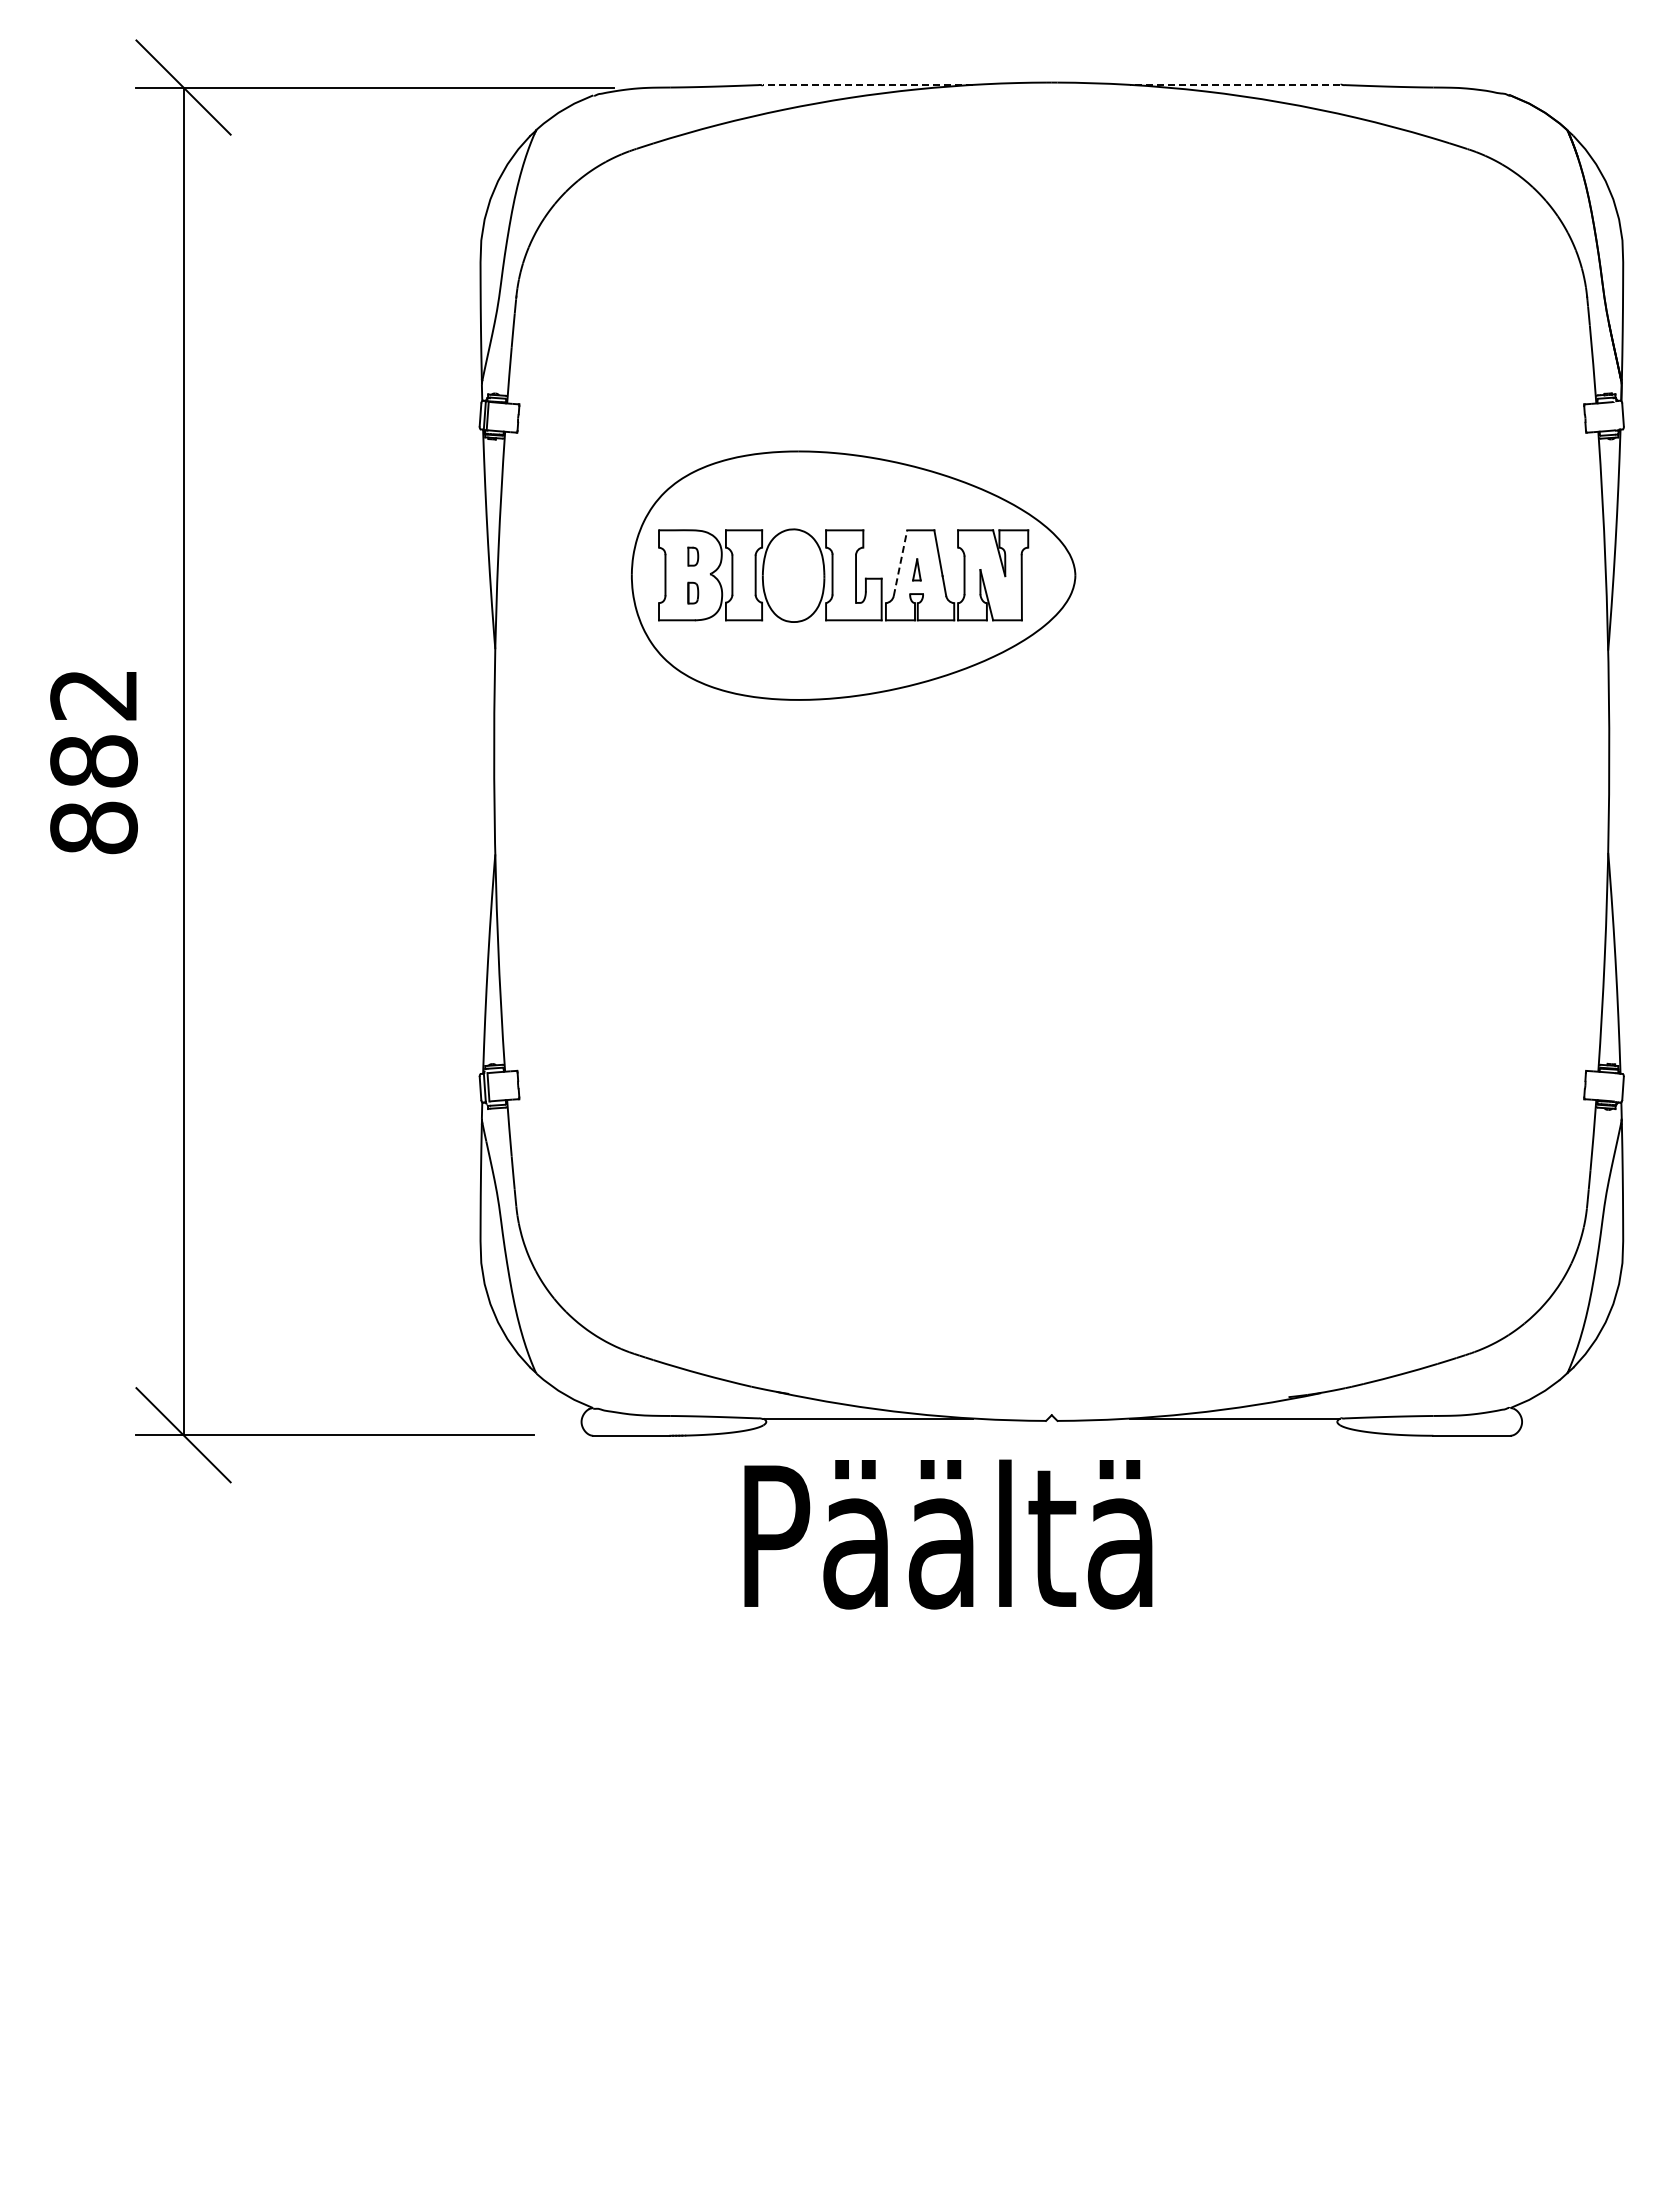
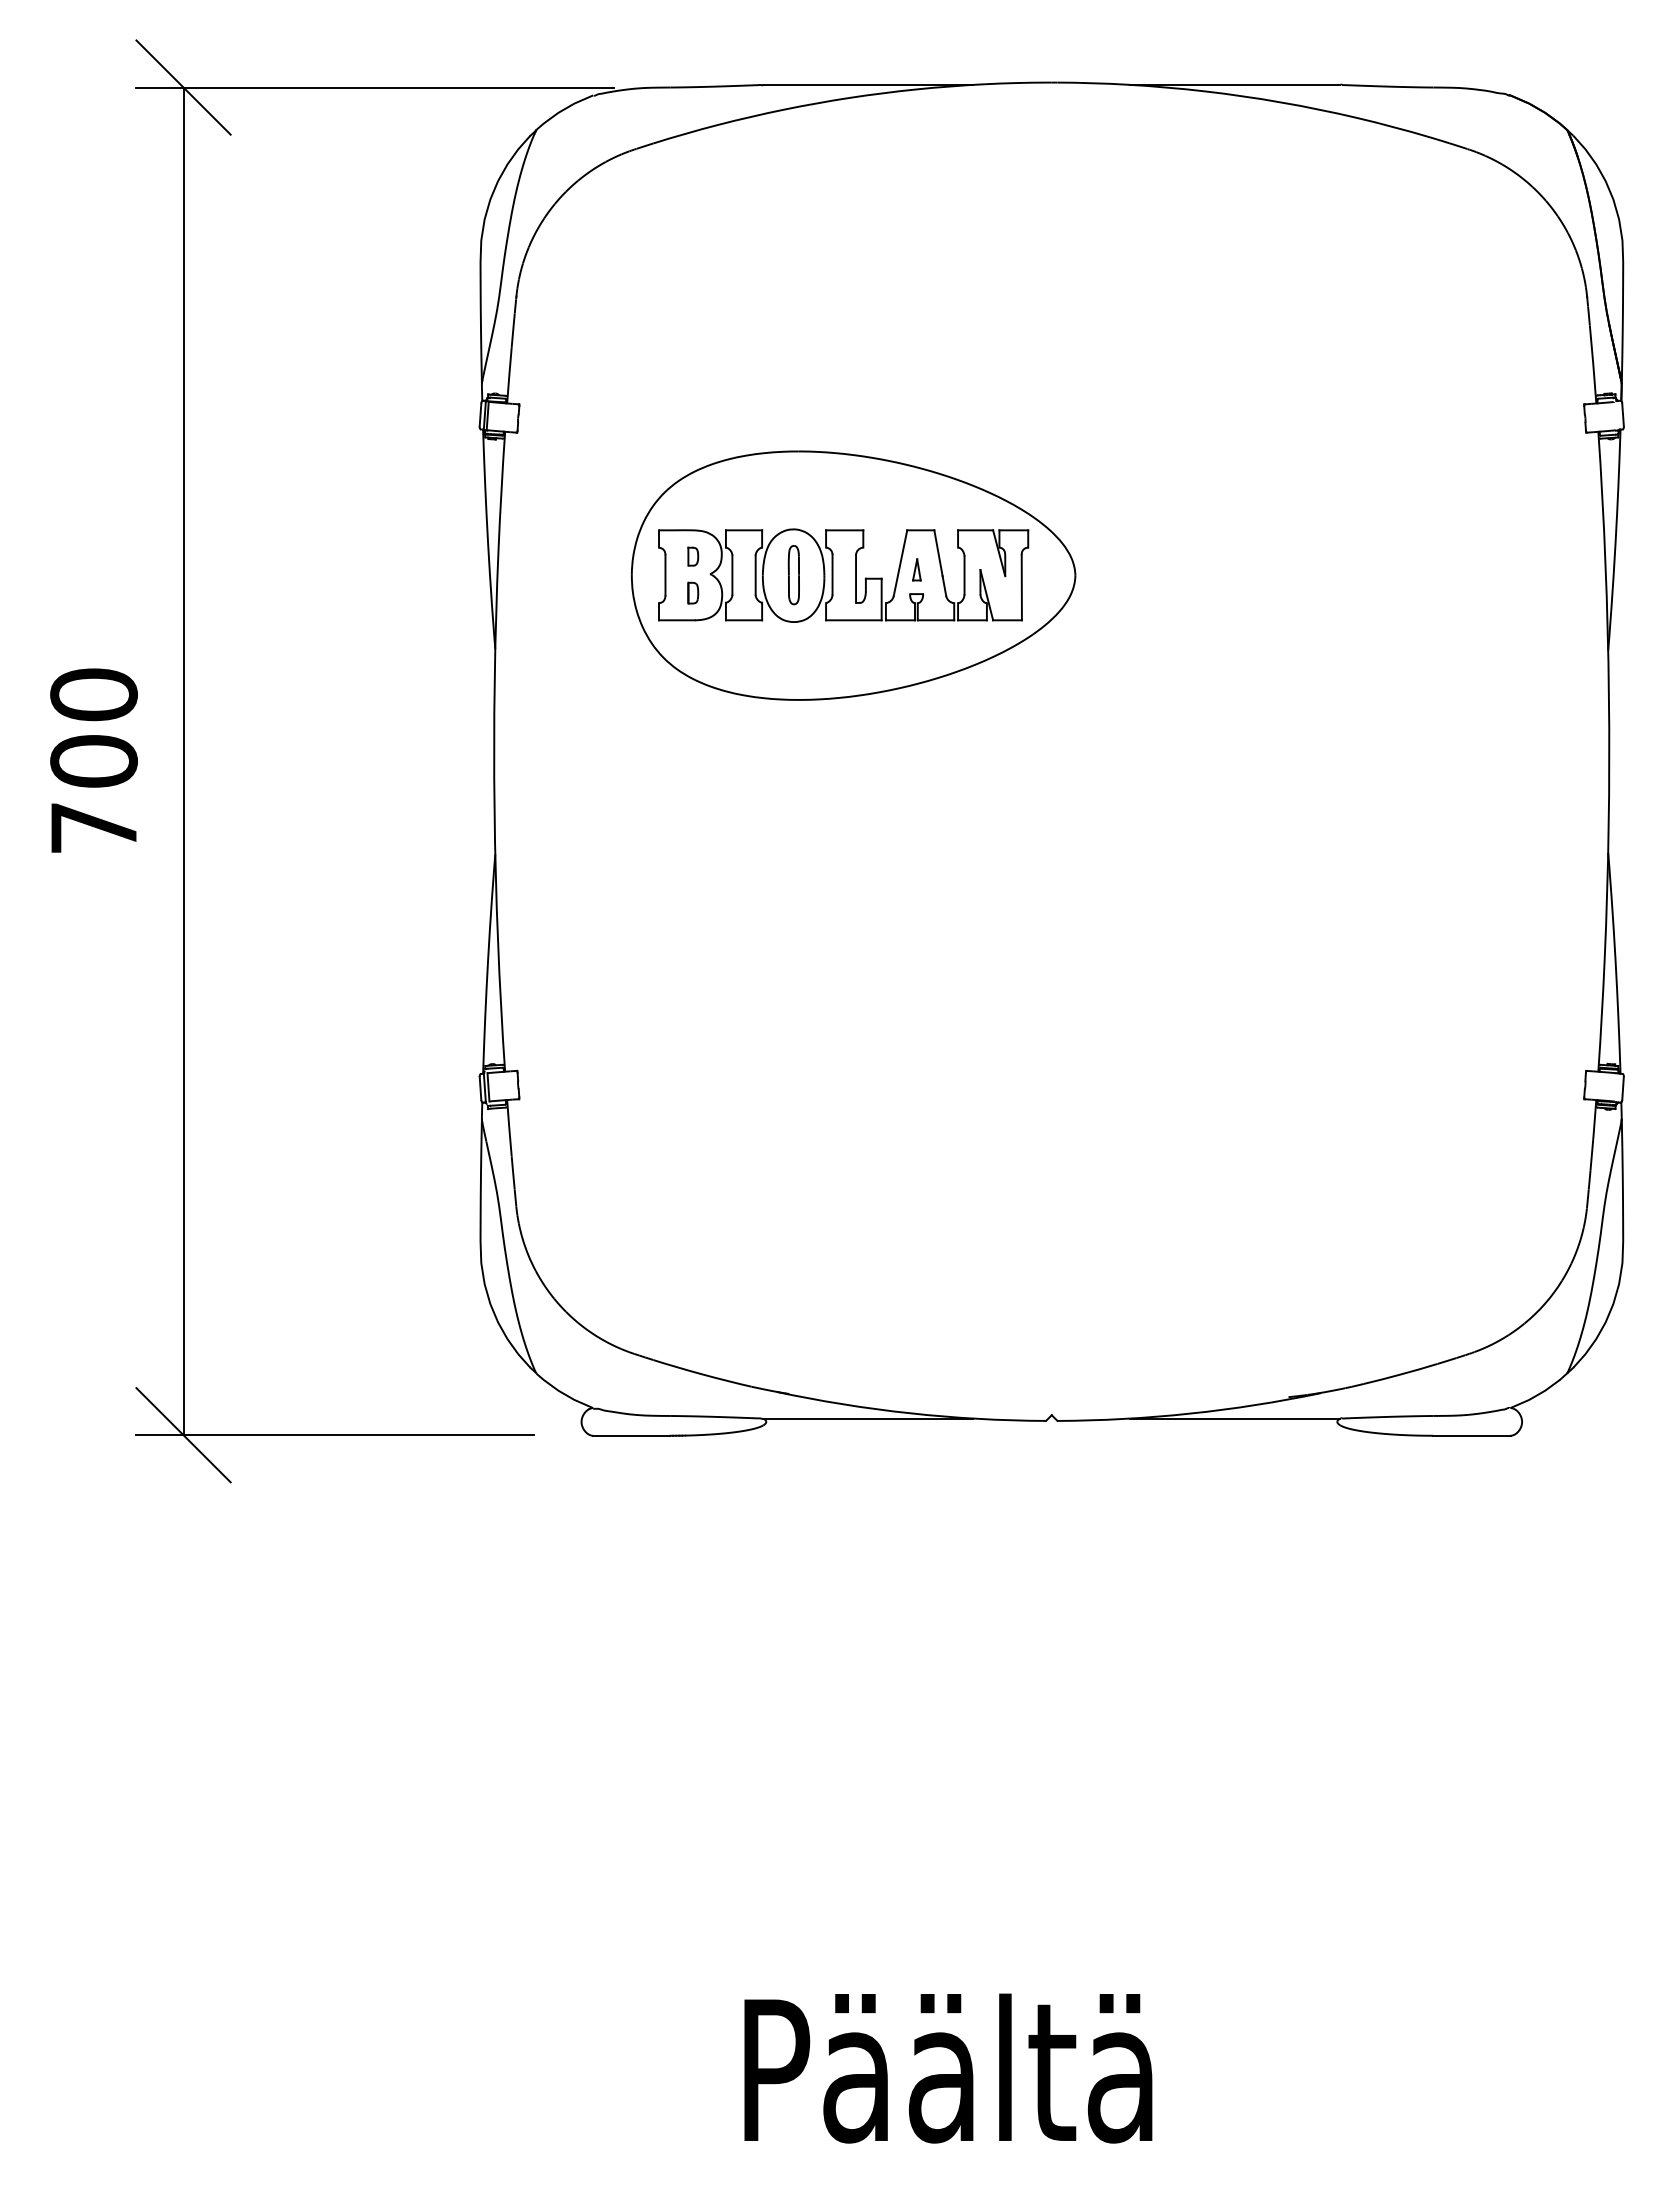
line: dashed -> solid (868, 84)
line: dashed -> solid (1235, 84)
line: dashed -> solid (900, 563)
part: none -> present (793, 575)
text: 882 -> 700 (93, 761)
text position: (948, 1534) -> (948, 2068) (948, 2068)
